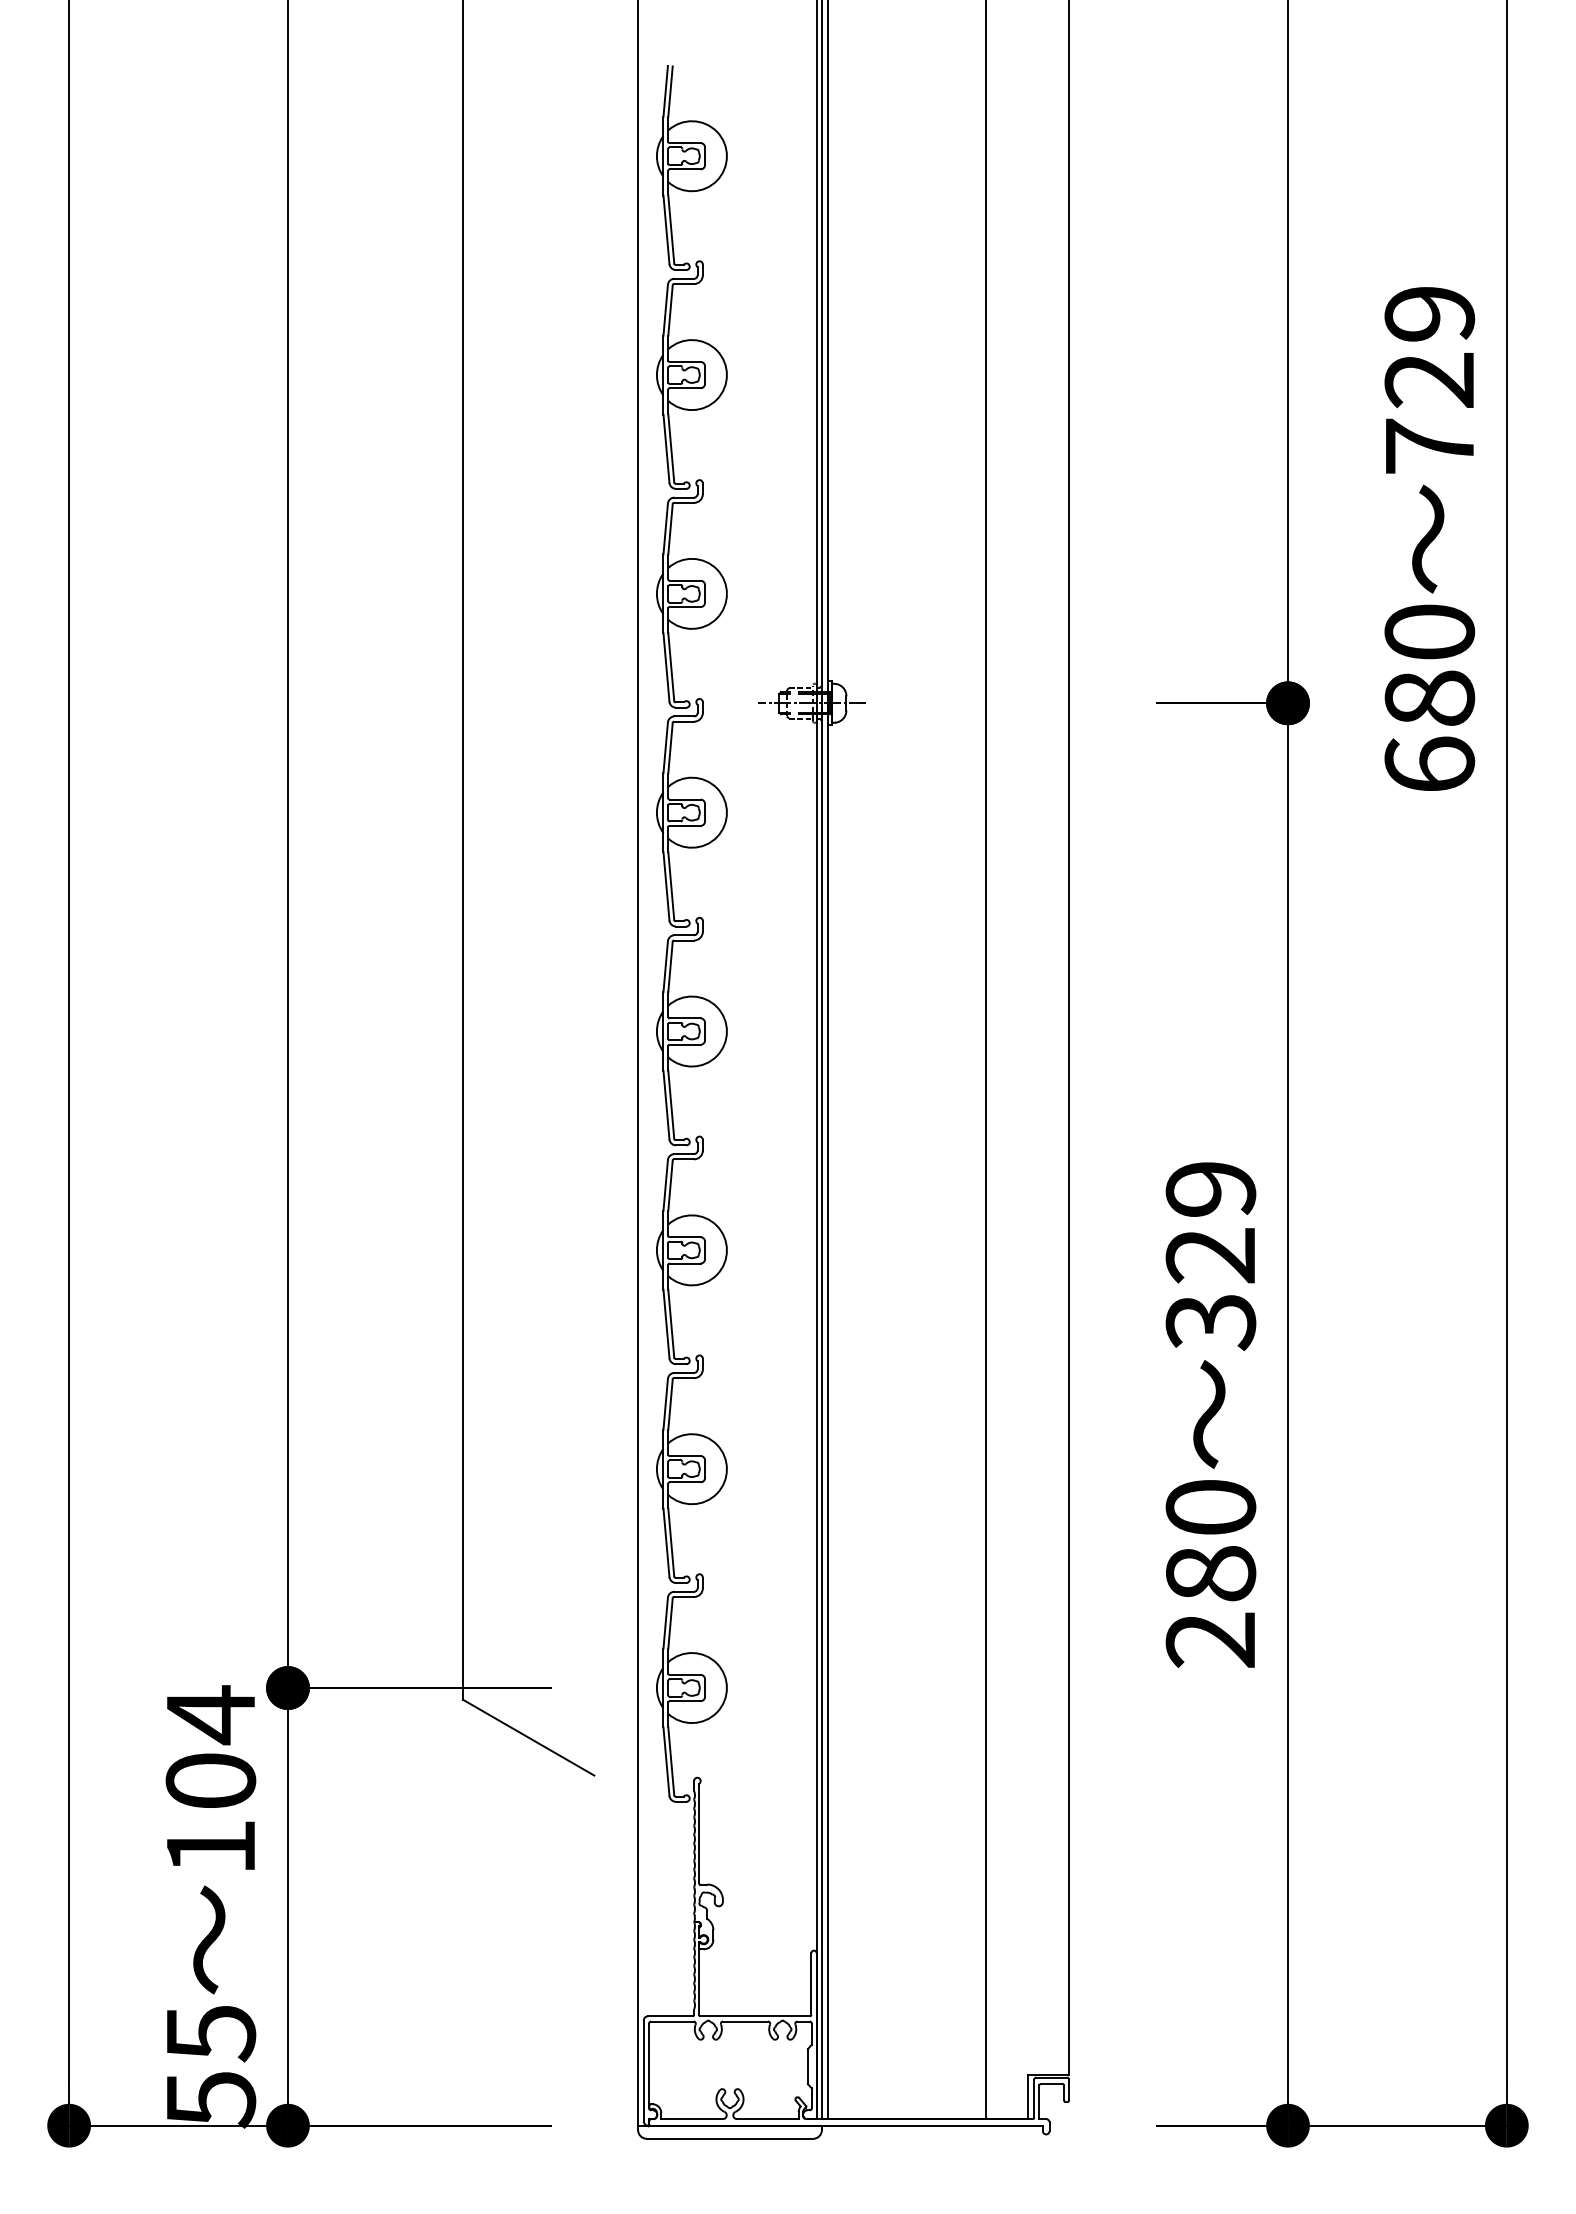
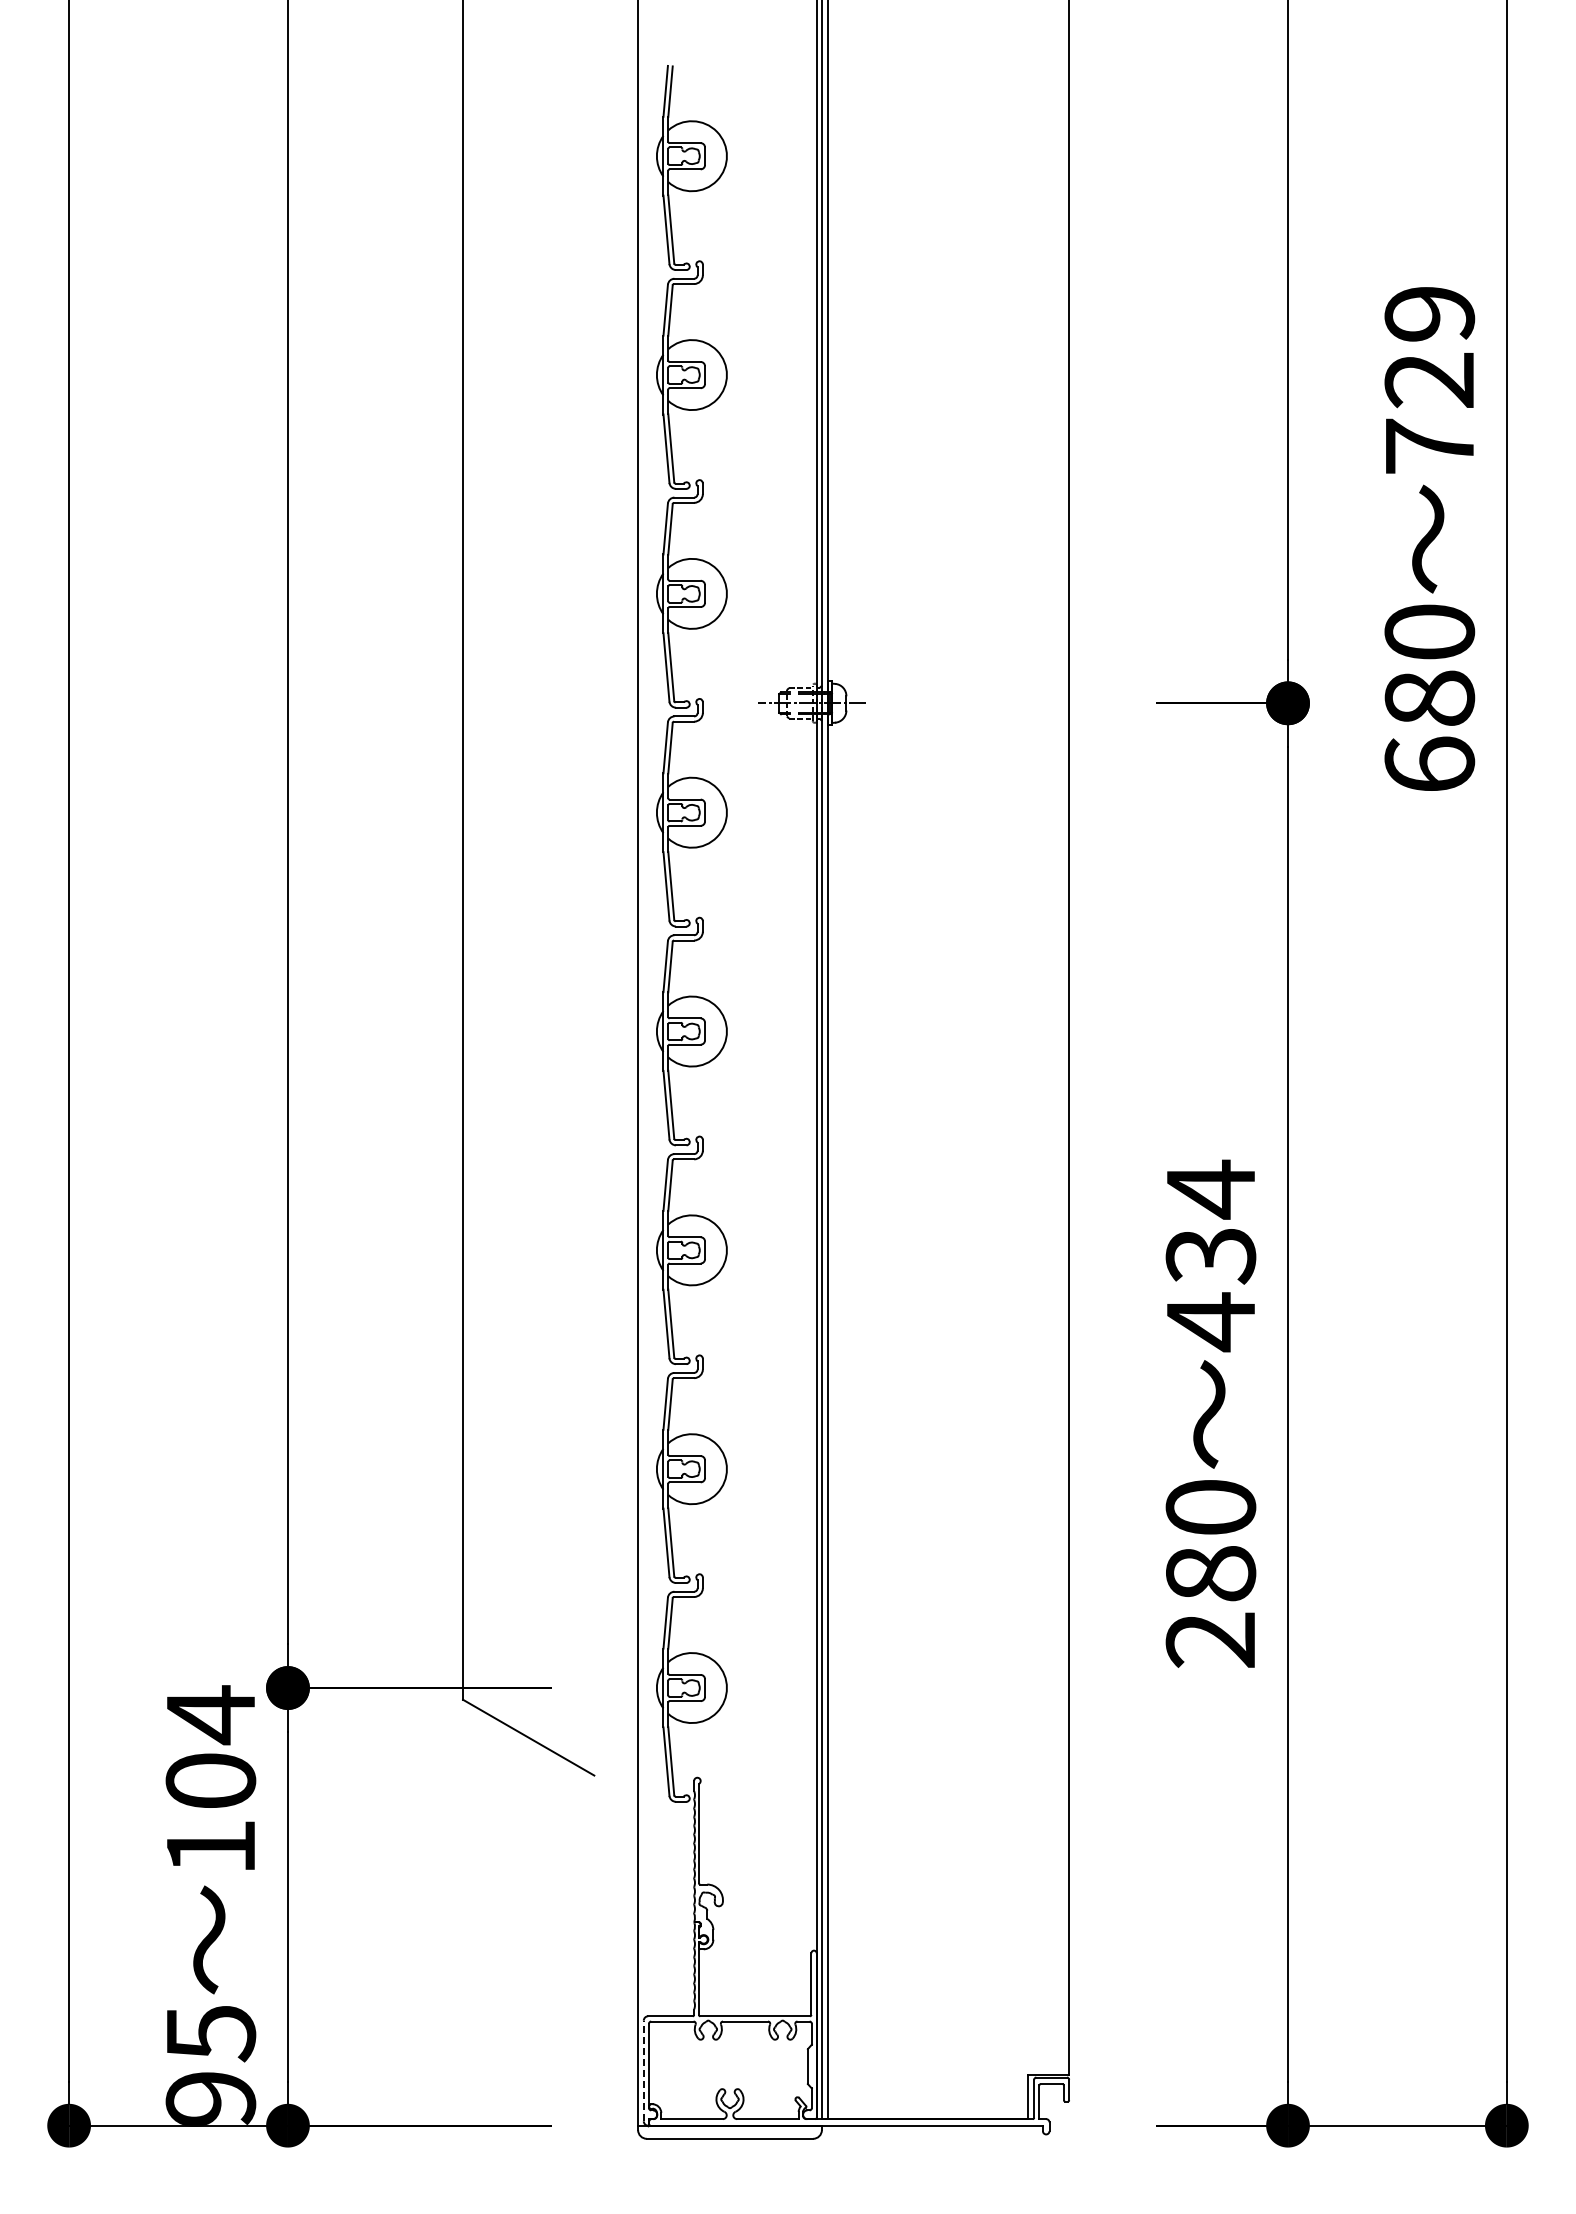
line: present -> none (986, 1060)
text: 329 -> 434 (1210, 1255)
line: solid -> dashed (643, 2070)
text: 55 -> 95 (210, 2100)
